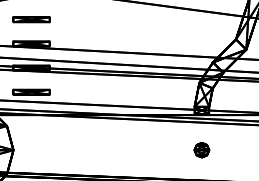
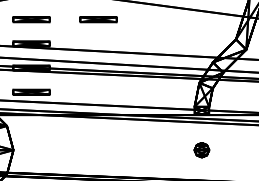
part: none -> present (98, 19)
